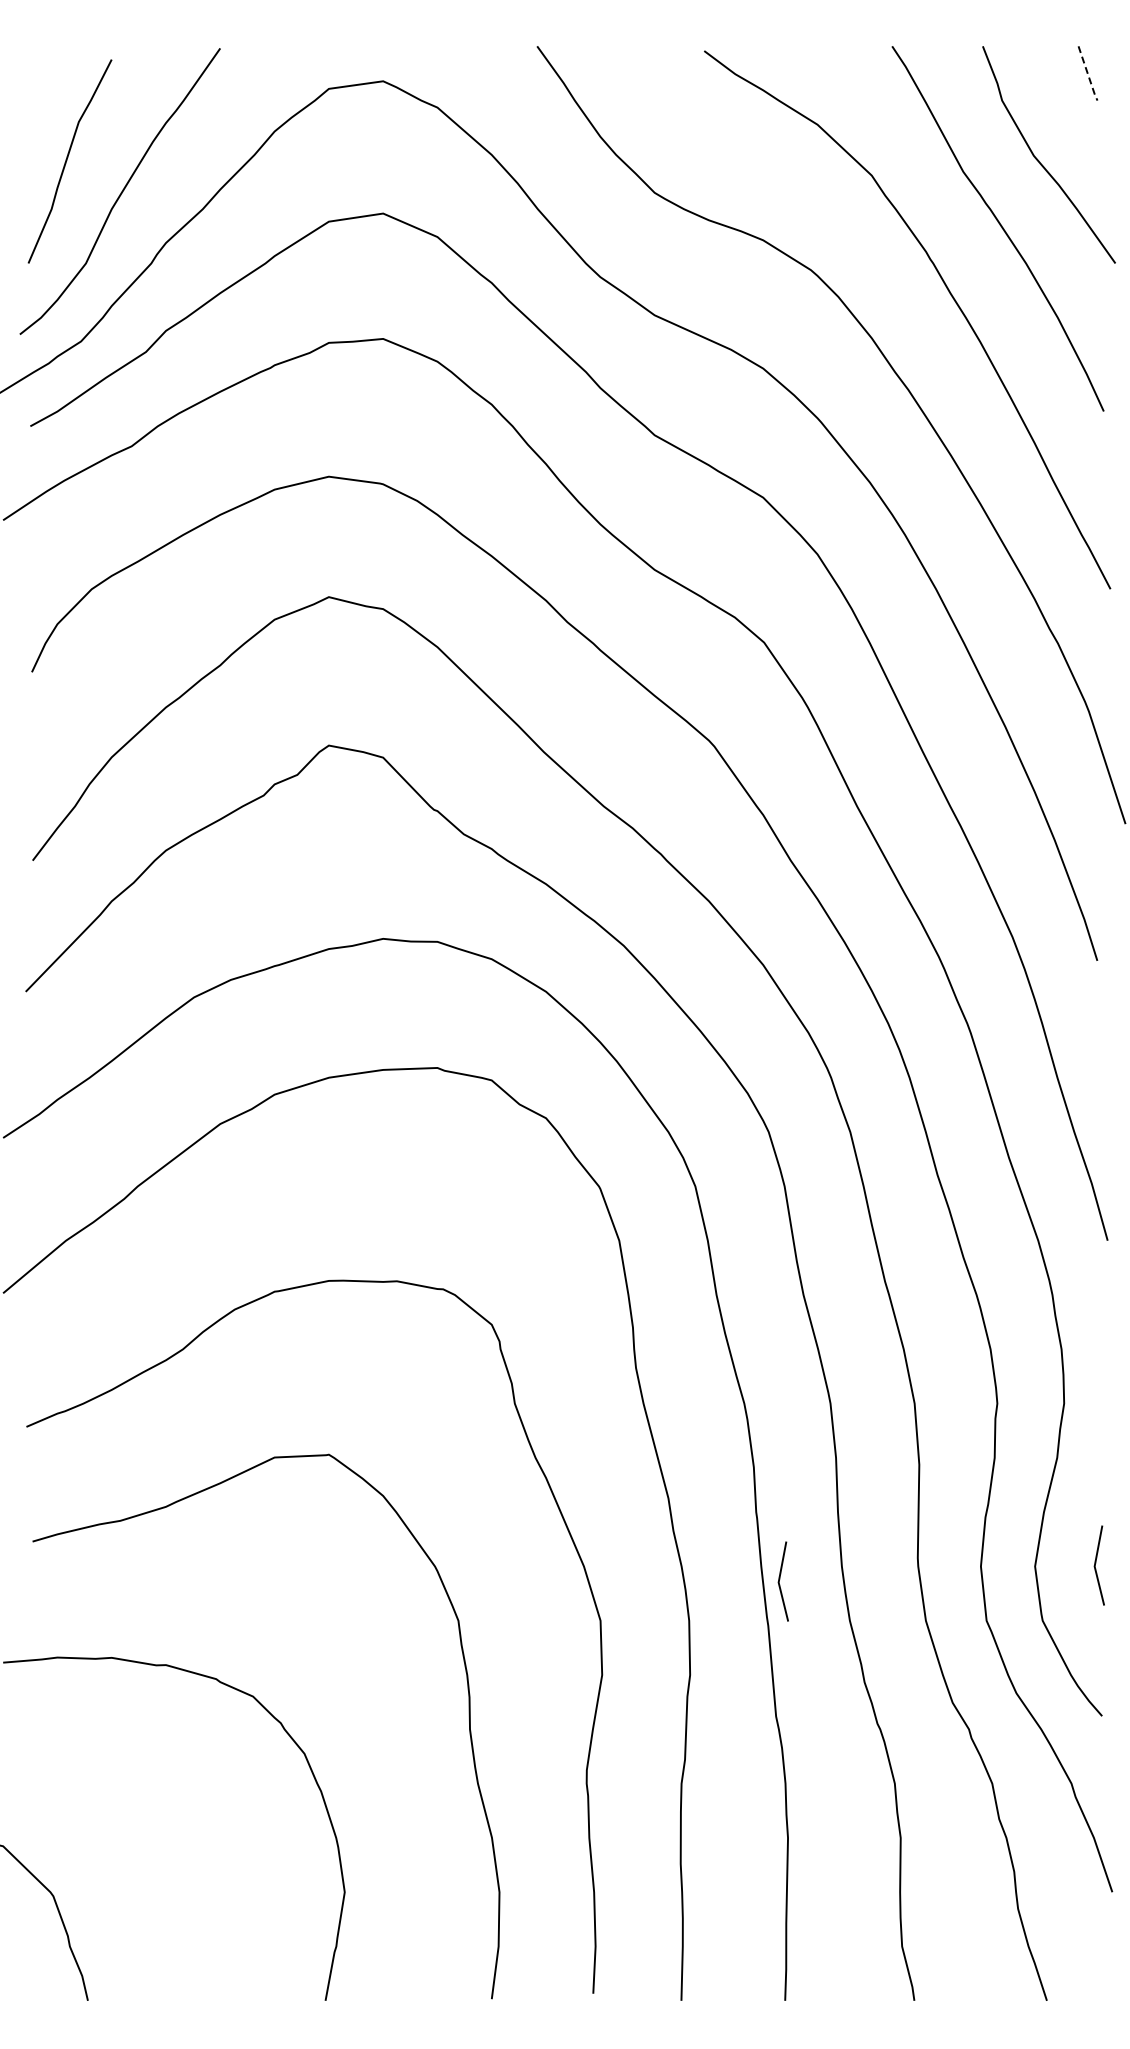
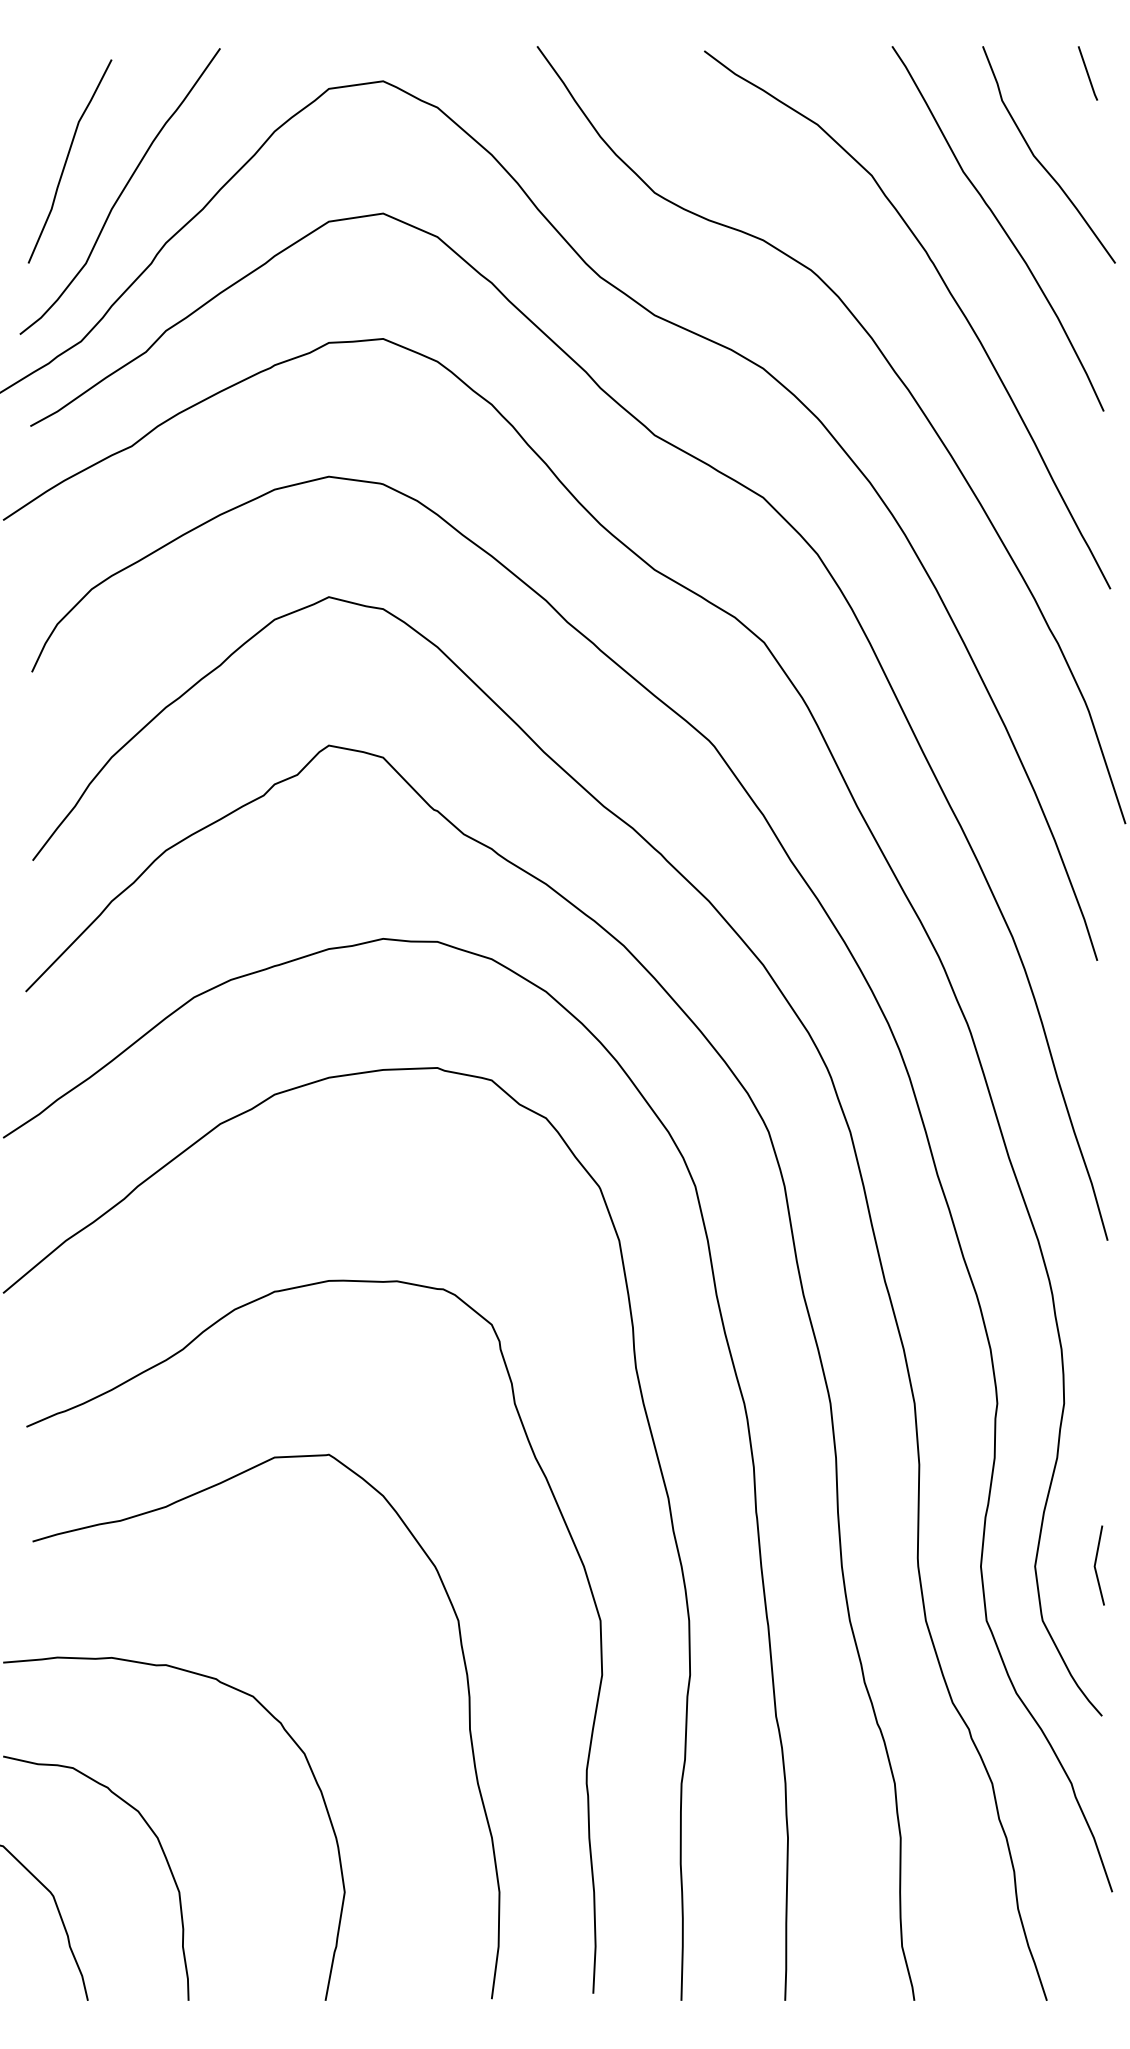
line: dashed -> solid (1087, 74)
line: present -> none (780, 1579)
curve: none -> present (161, 1850)
